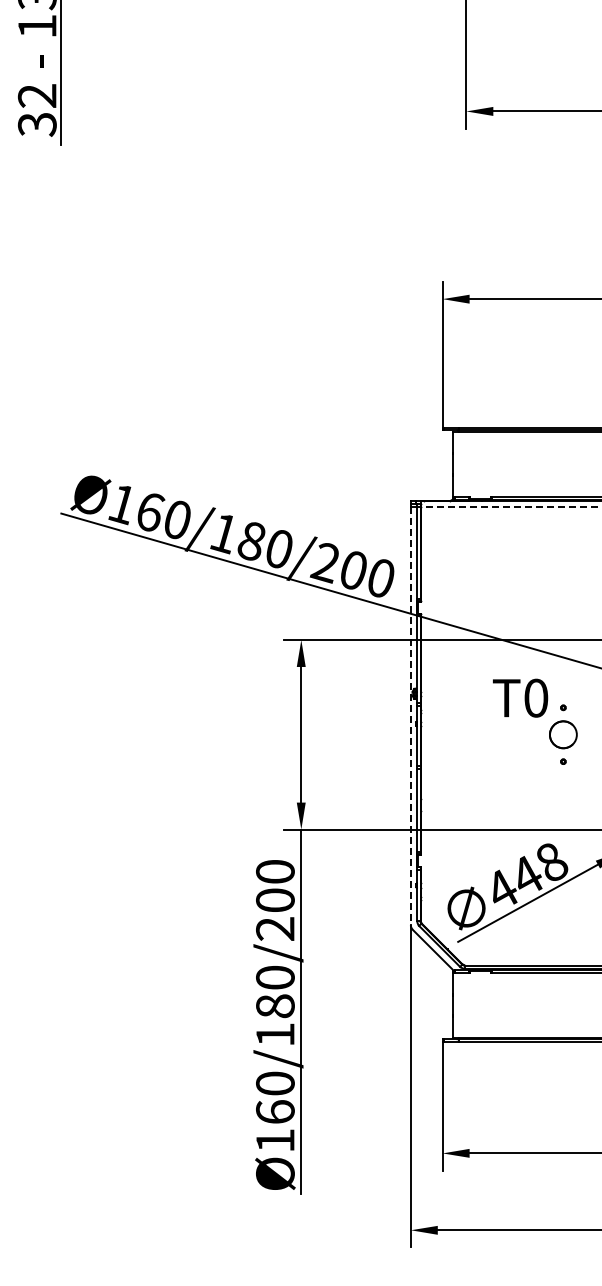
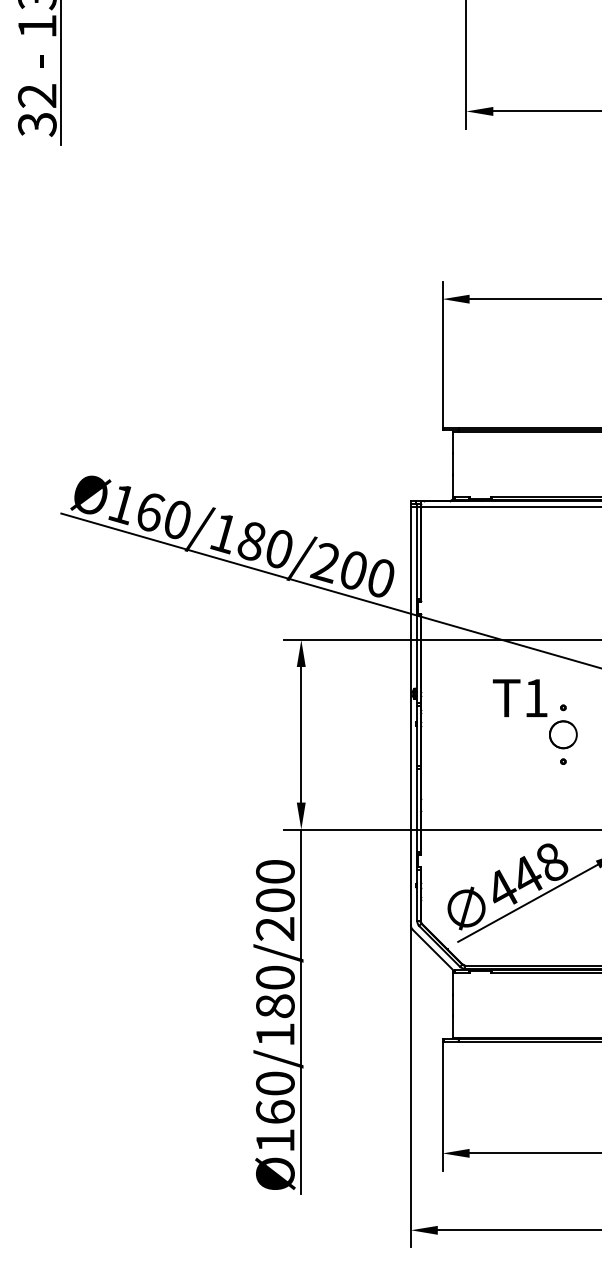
line: dashed -> solid (510, 507)
text: T0 -> T1 (536, 697)
line: dashed -> solid (410, 716)
